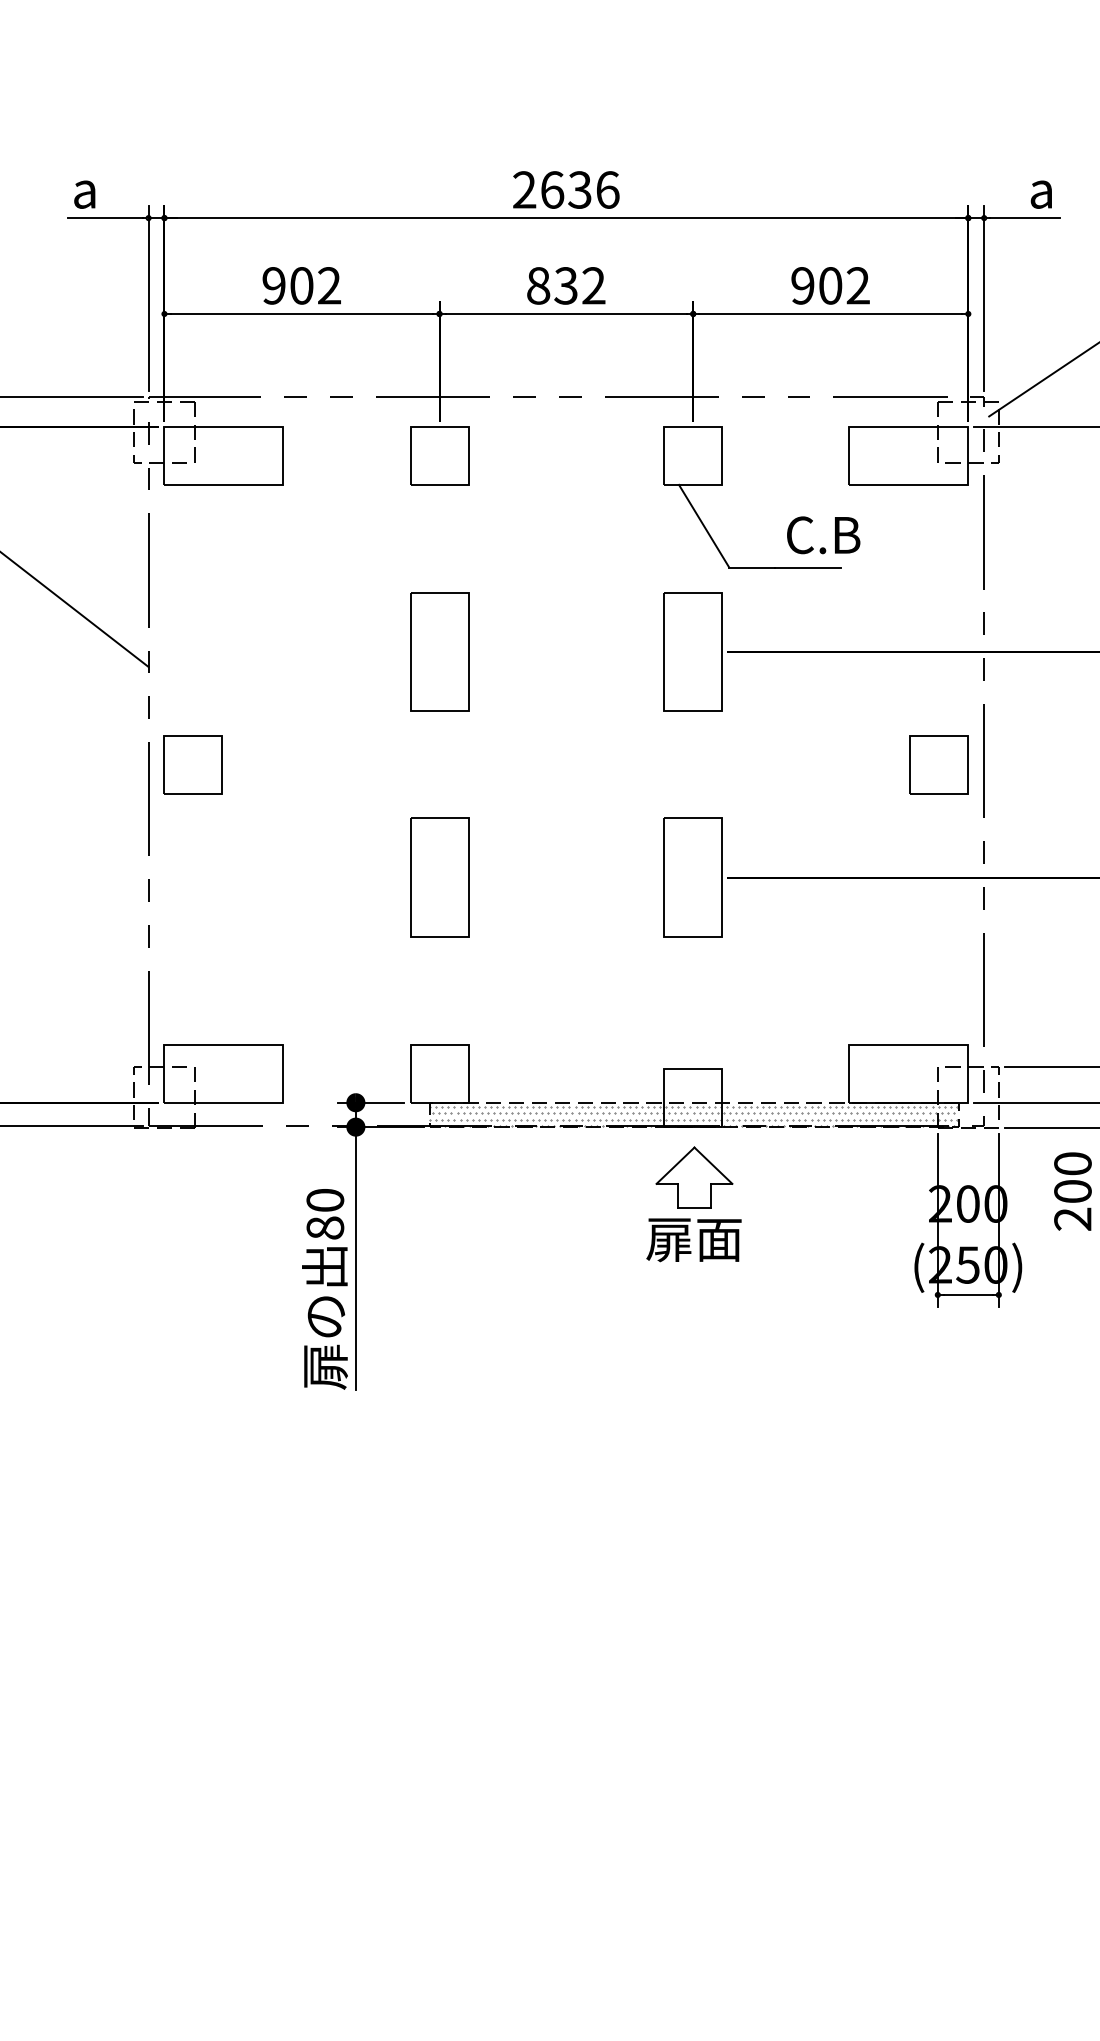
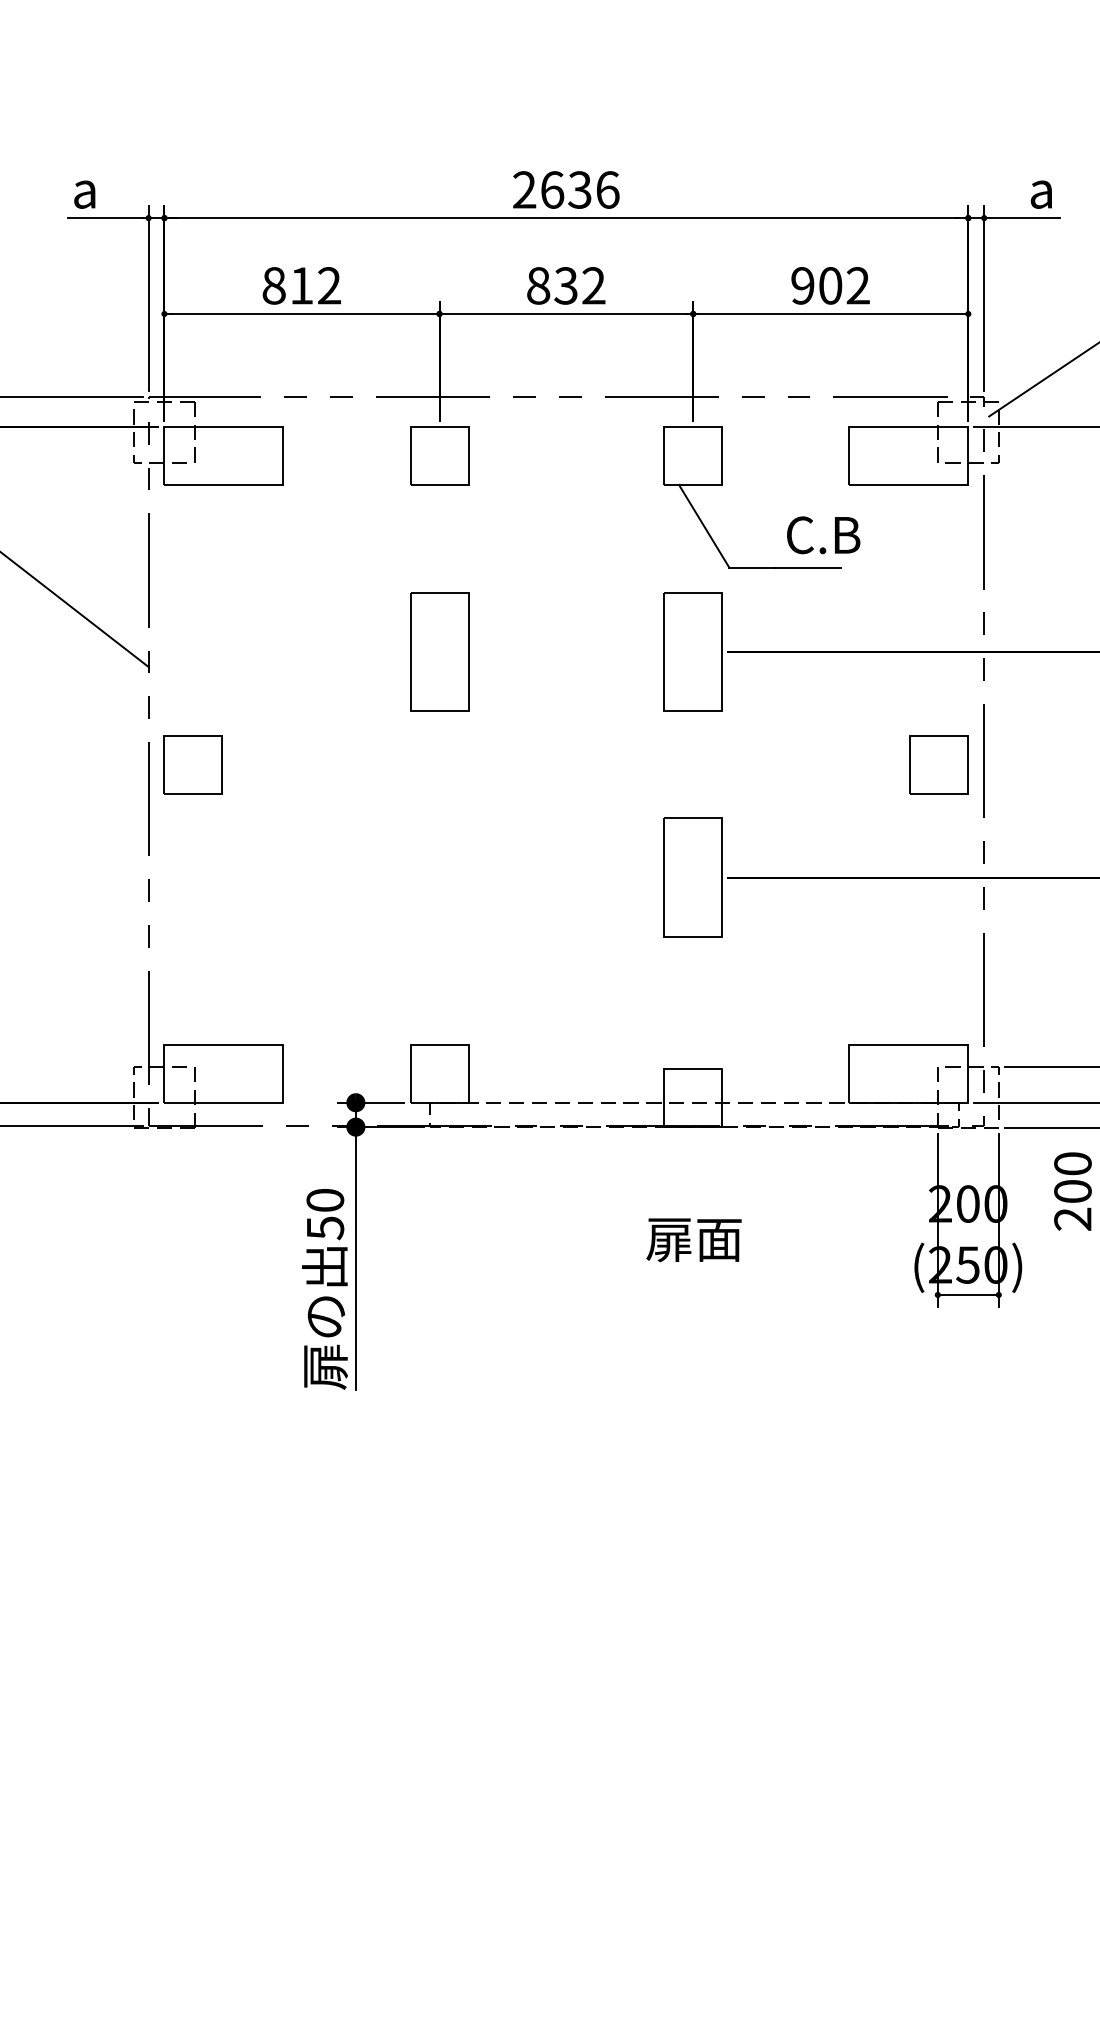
text: 902 -> 812 (287, 285)
part: present -> none (439, 877)
hatch: present -> none (693, 1116)
part: present -> none (694, 1177)
text: 80 -> 50 (325, 1228)
